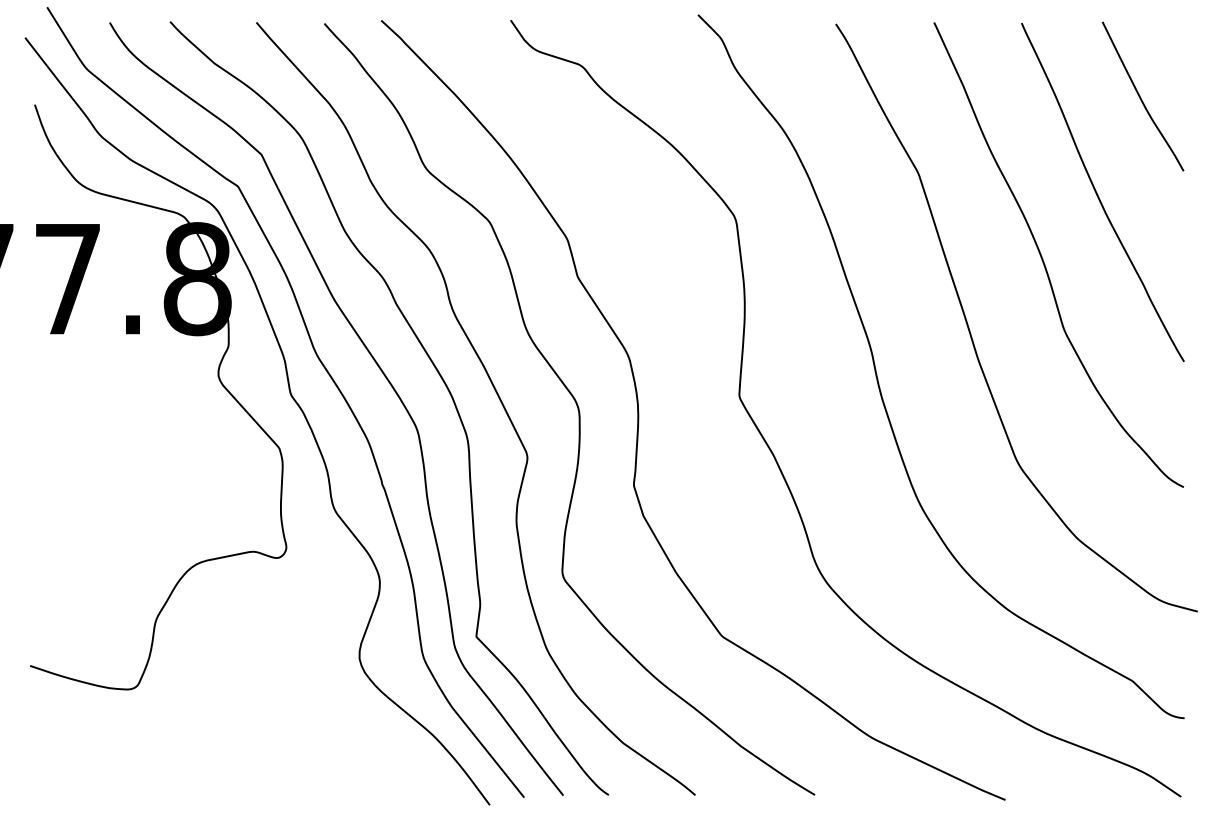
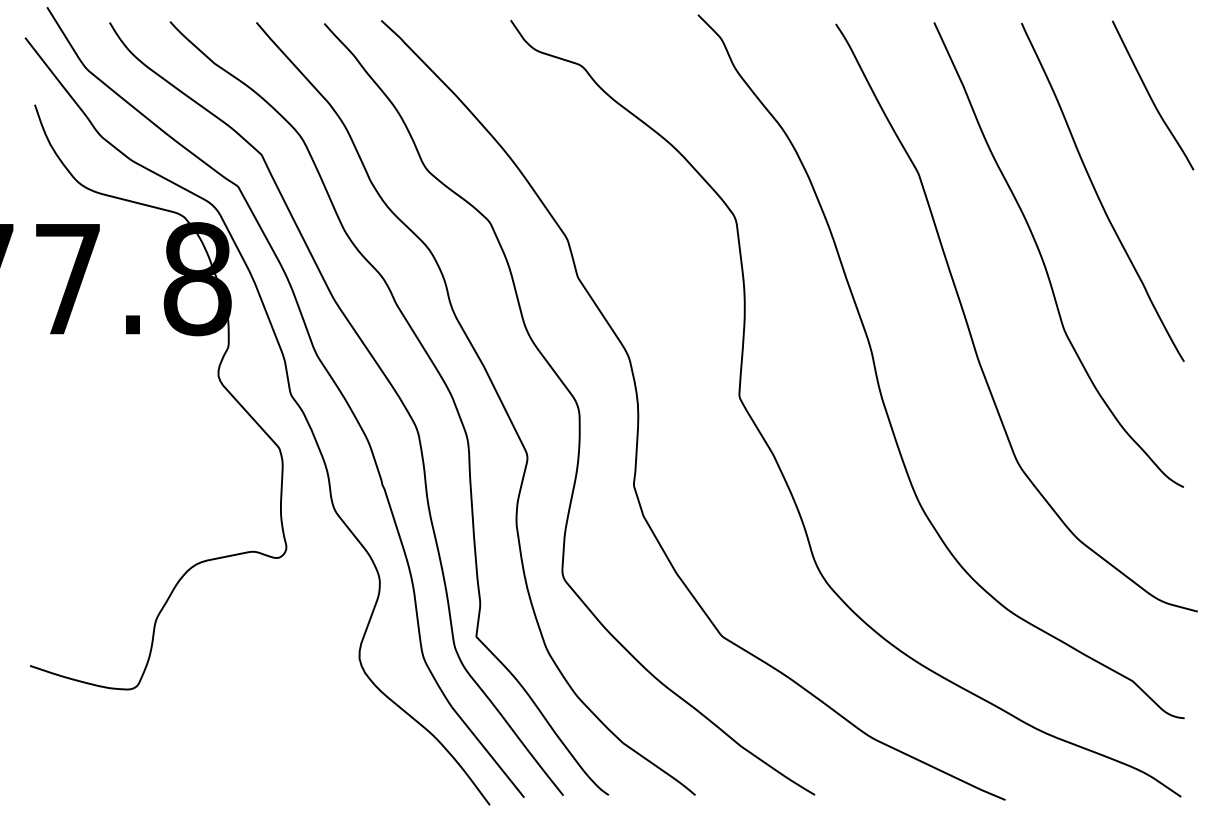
curve position: (1141, 97) -> (1151, 96) (1151, 96)
